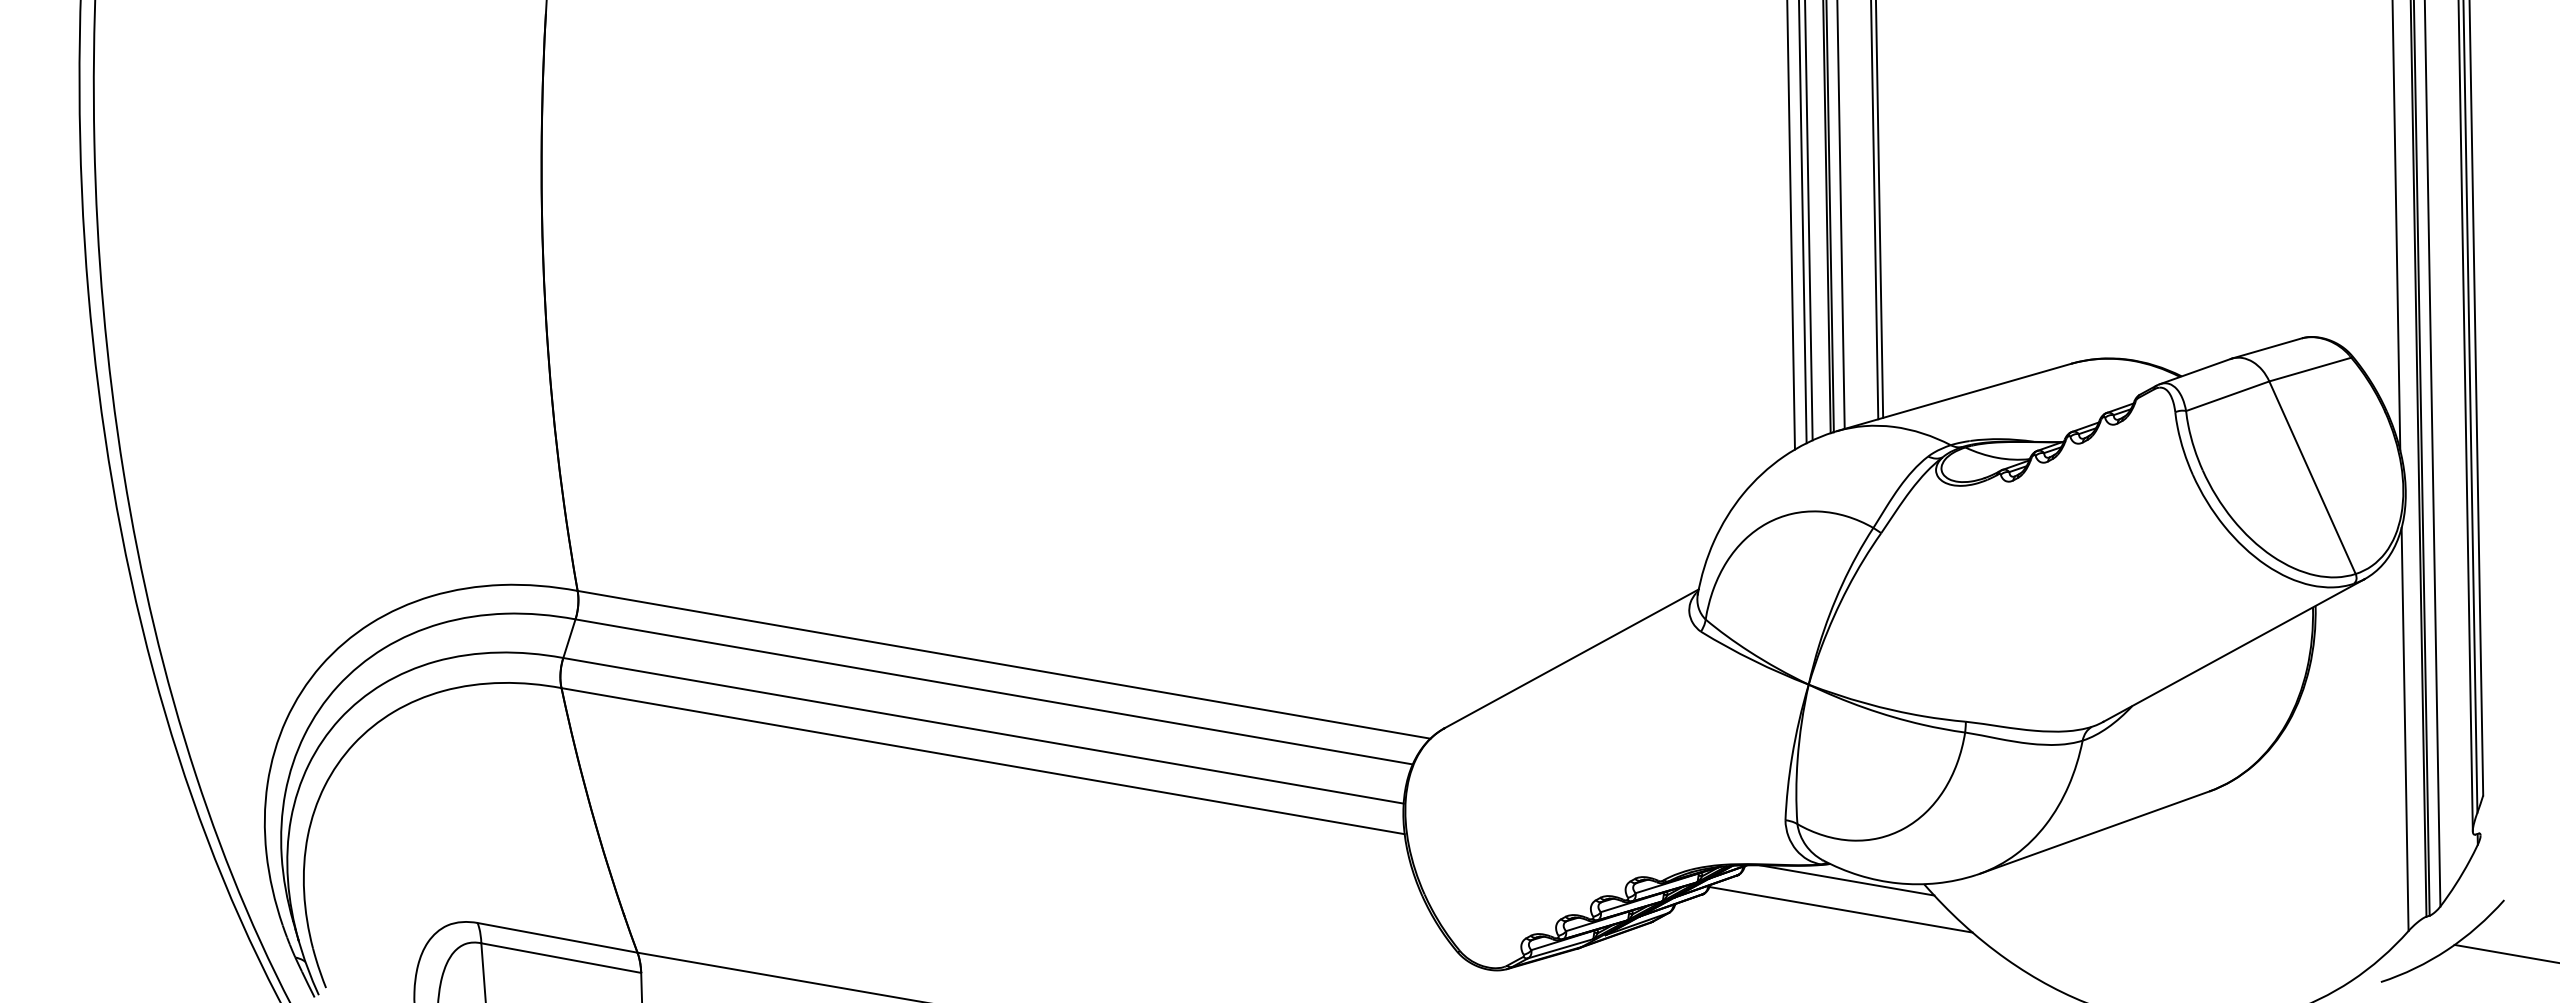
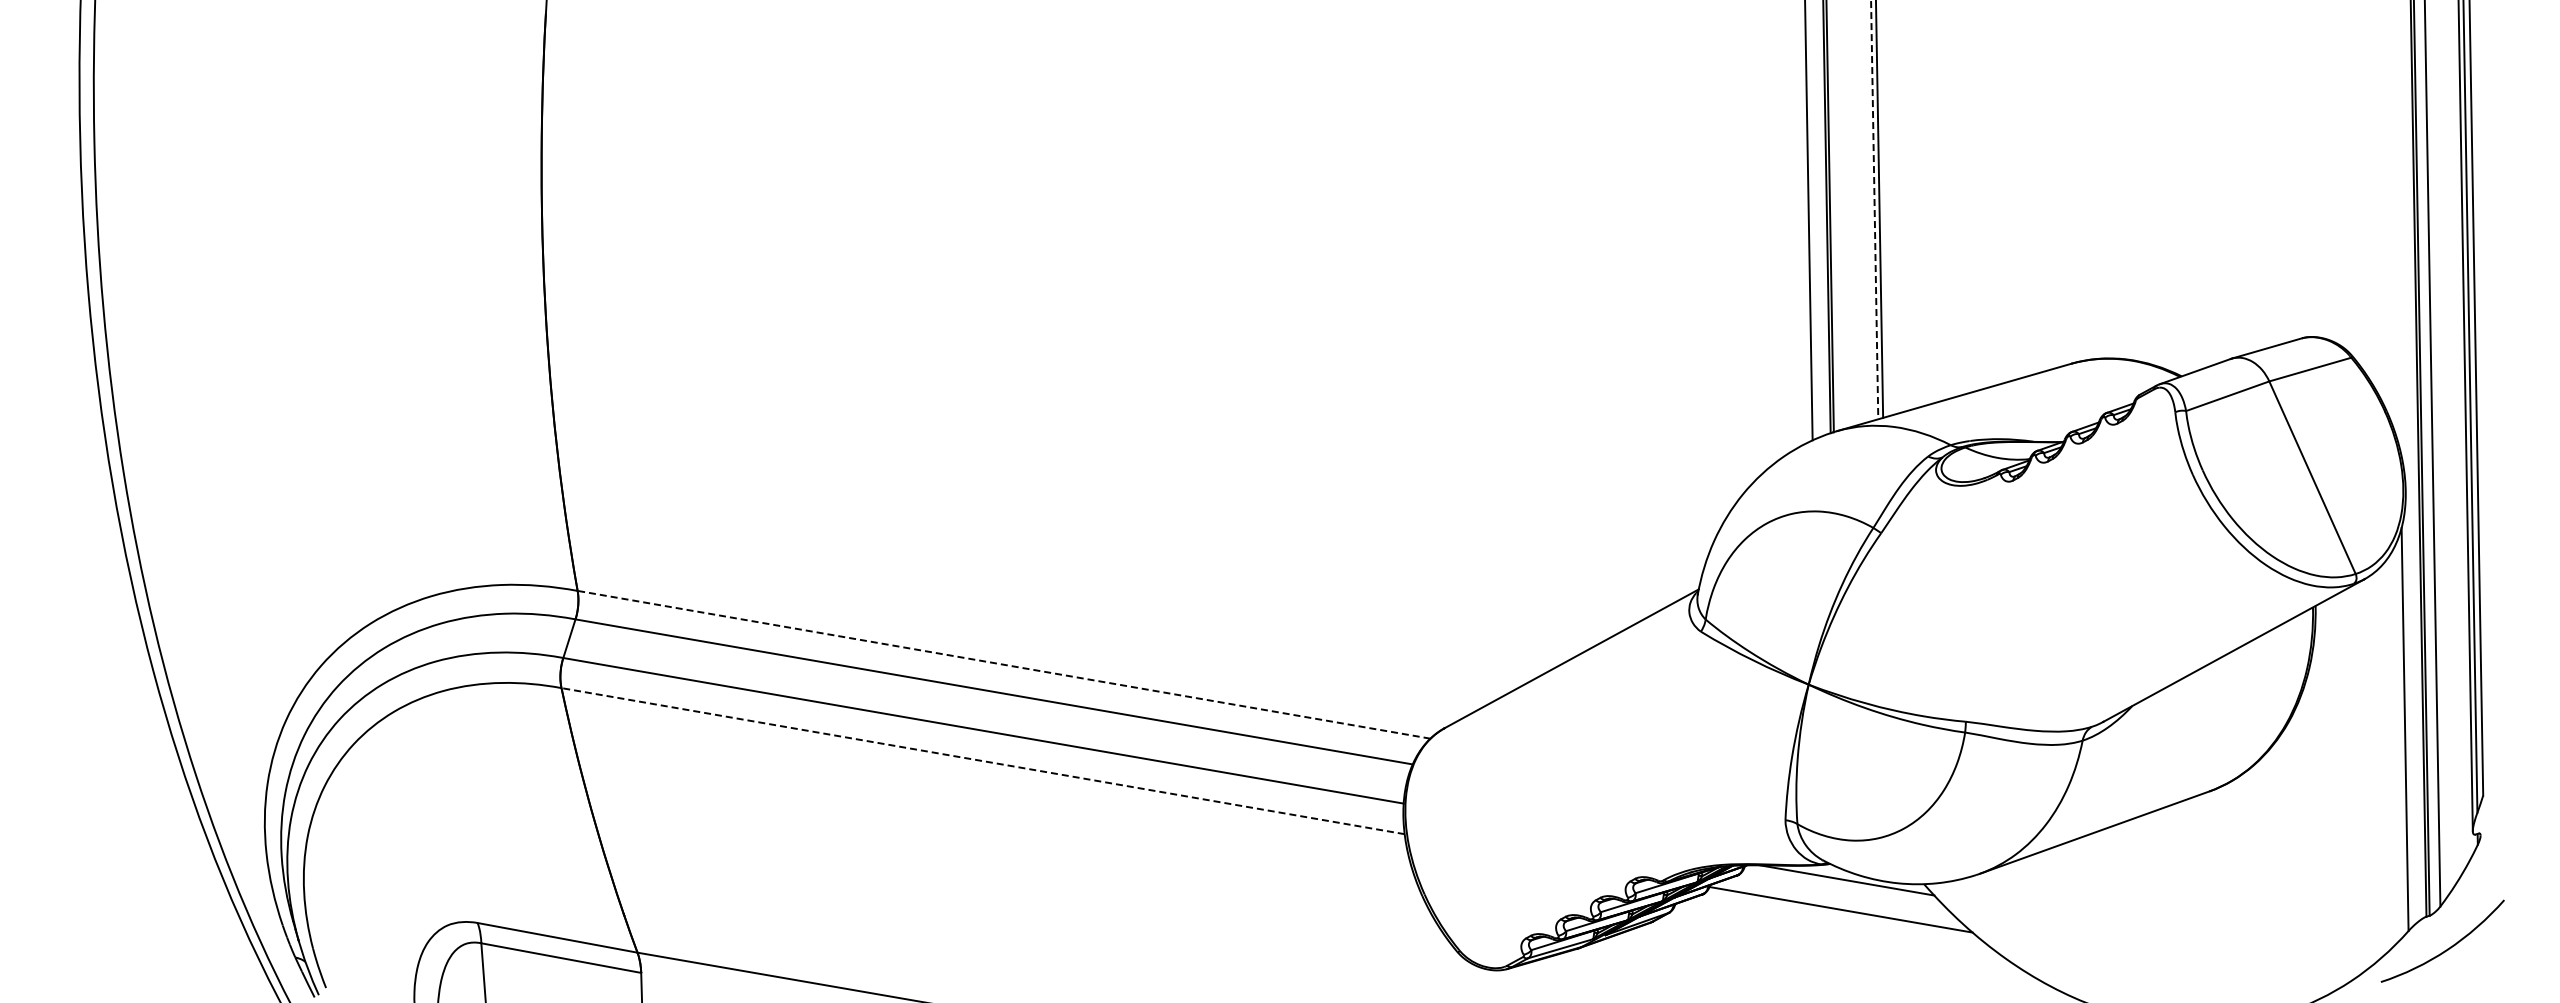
line: solid -> dashed (1874, 210)
line: present -> none (1840, 215)
line: present -> none (1802, 222)
line: present -> none (1790, 225)
line: present -> none (2396, 226)
line: solid -> dashed (1004, 664)
line: solid -> dashed (983, 761)
line: present -> none (2505, 953)
